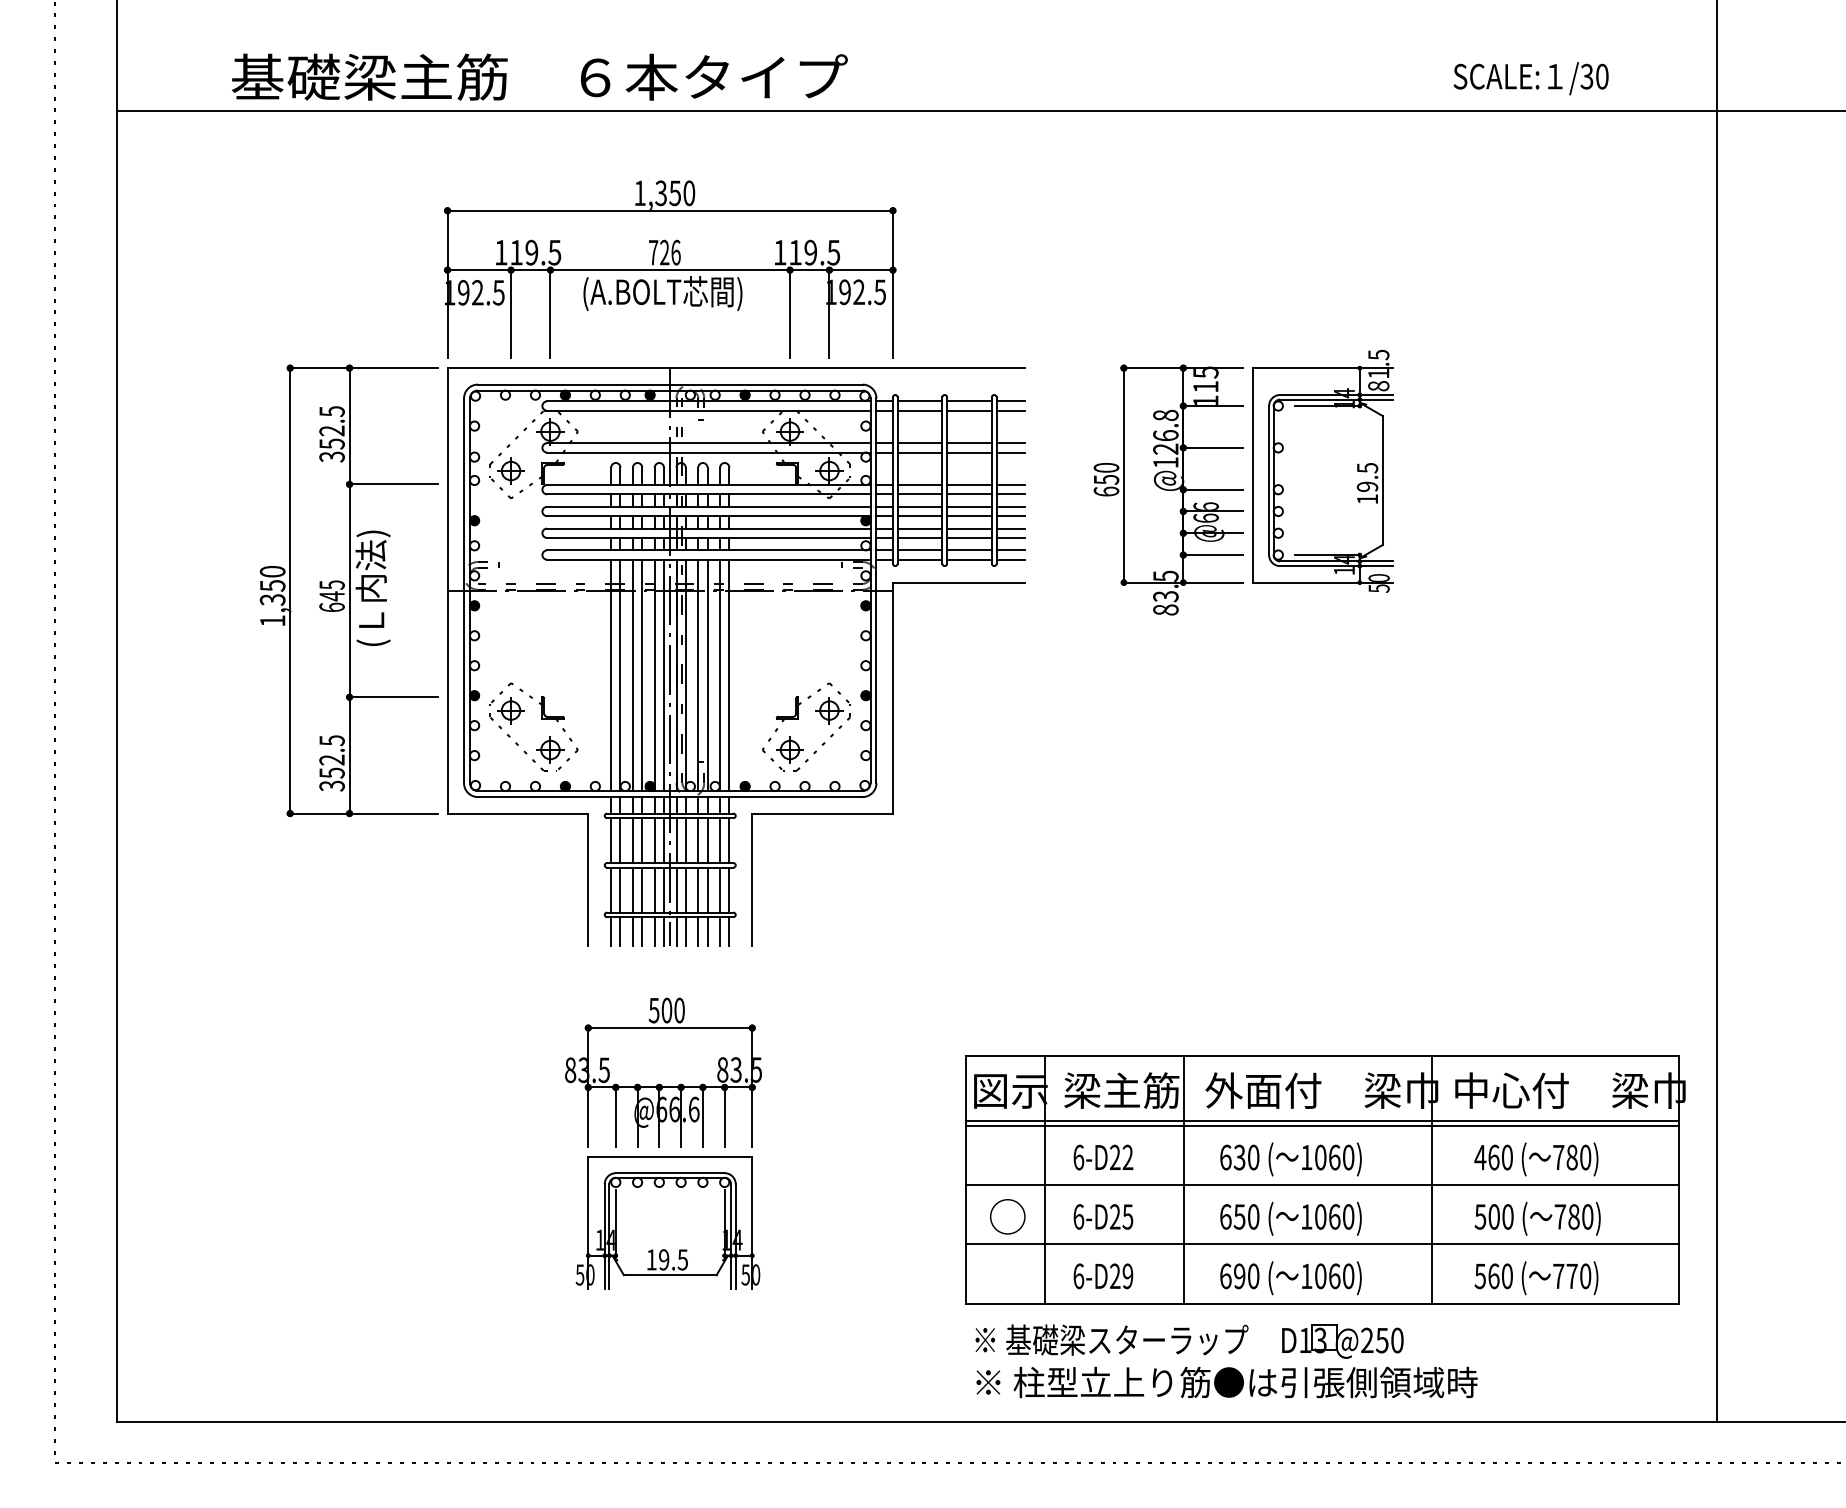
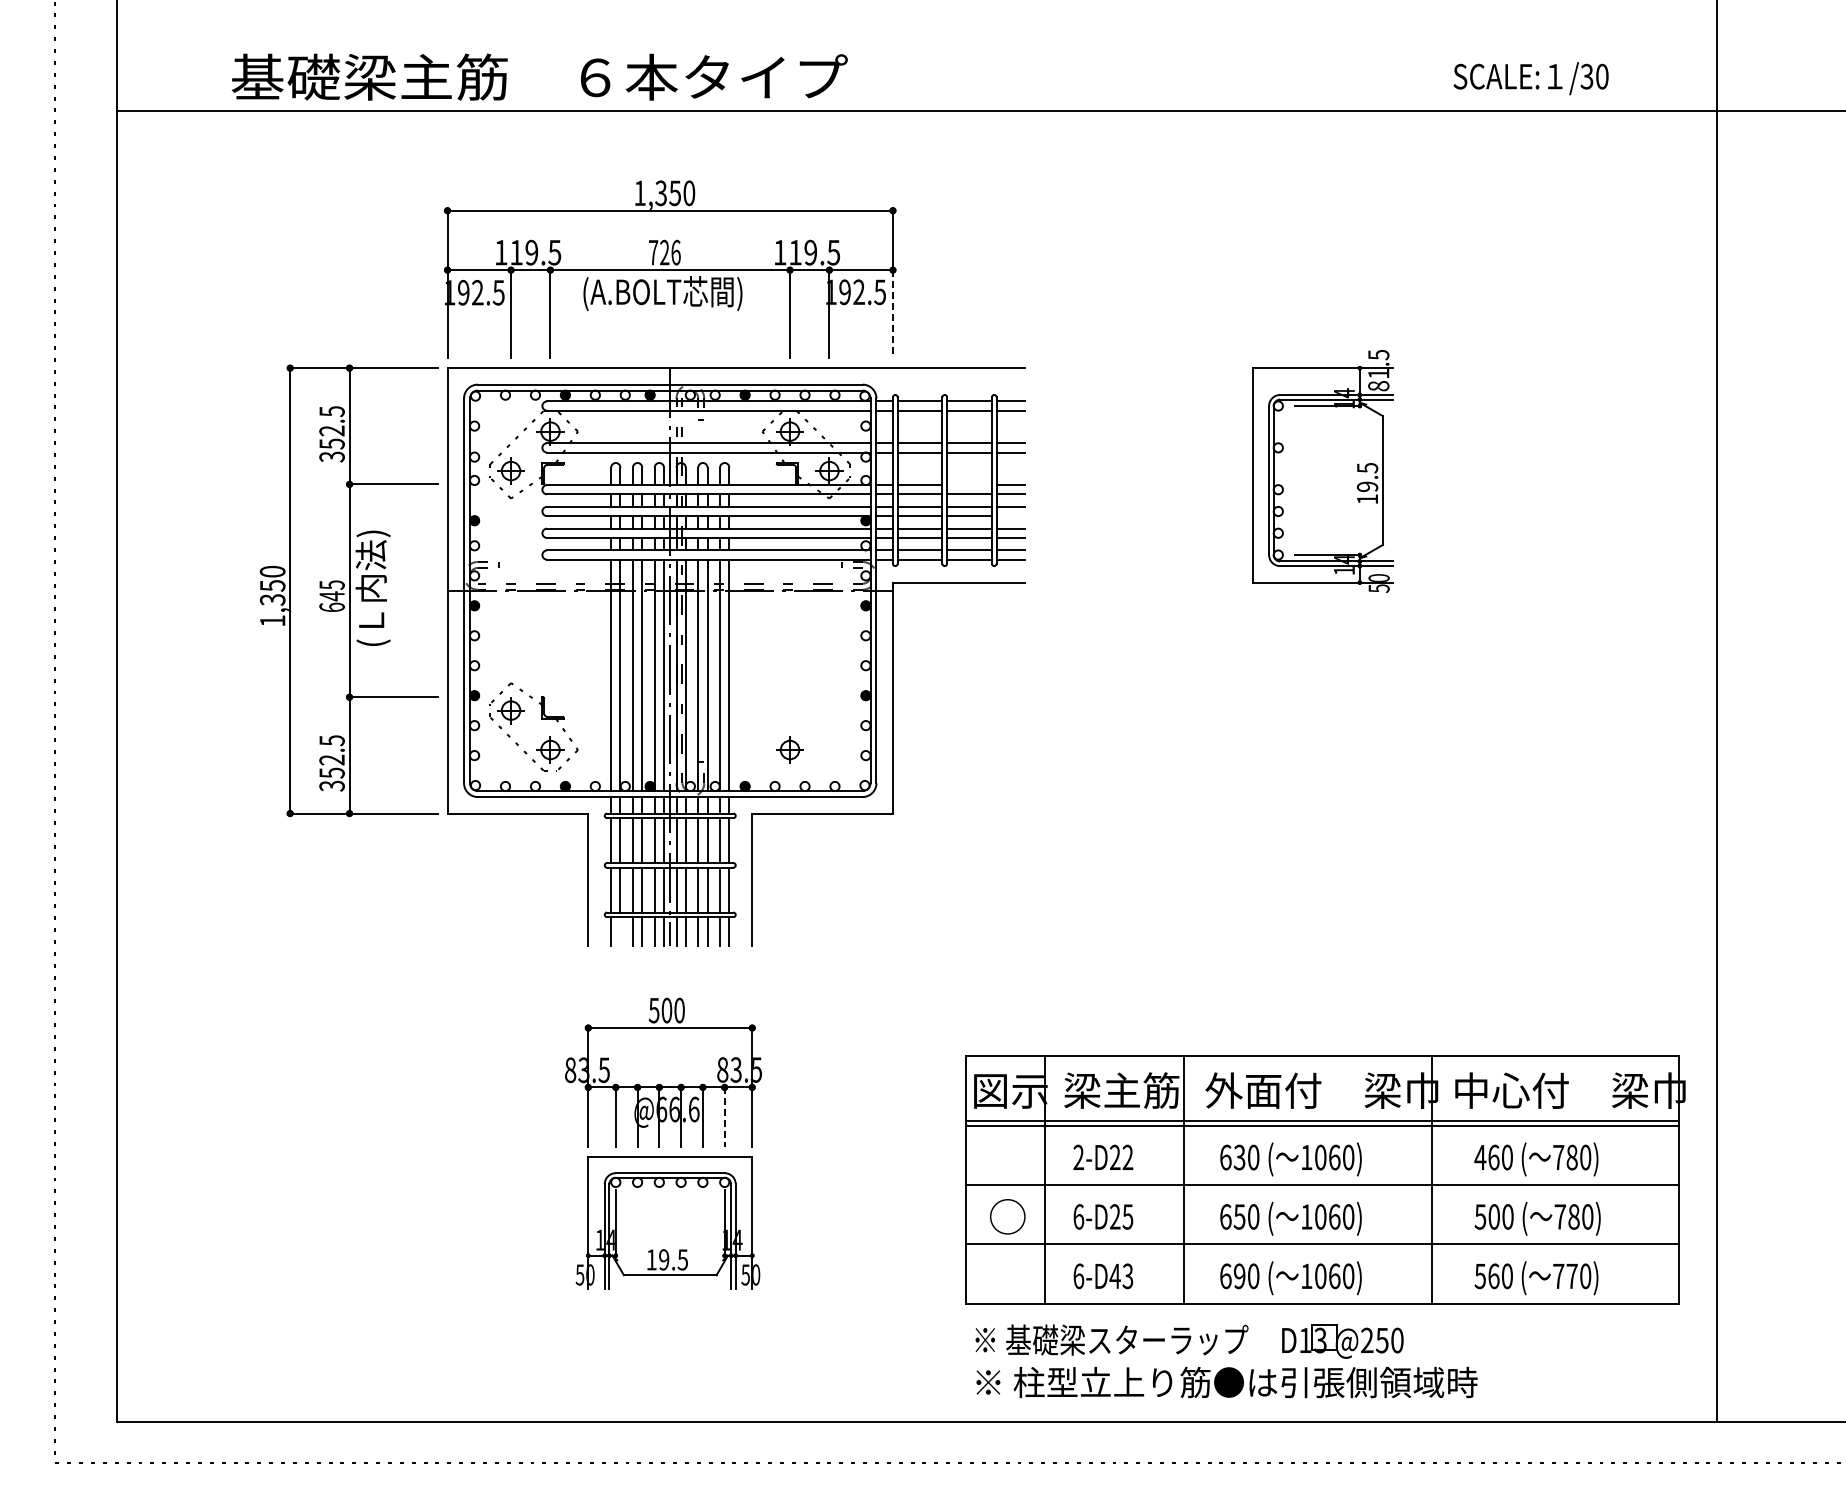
line: solid -> dashed (892, 314)
line: present -> none (969, 485)
part: present -> none (1168, 489)
line: present -> none (1010, 516)
part: present -> none (798, 719)
line: present -> none (620, 931)
line: solid -> dashed (724, 1117)
text: 6-D22 -> 2-D22 (1078, 1157)
text: 6-D29 -> 6-D43 (1121, 1276)
